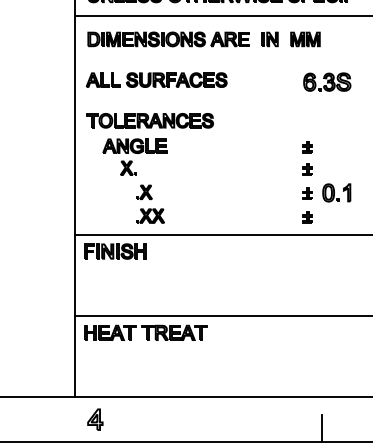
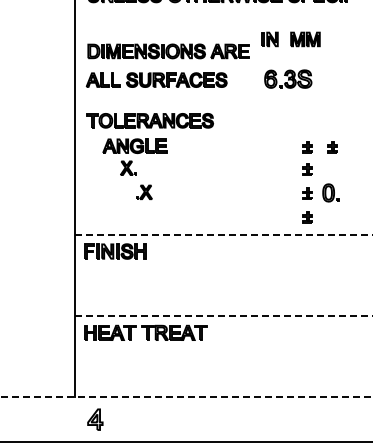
line: present -> none (221, 15)
part position: (168, 39) -> (168, 51) (168, 51)
part position: (327, 81) -> (288, 78) (288, 78)
part: none -> present (332, 147)
part: present -> none (347, 192)
part: present -> none (150, 215)
line: solid -> dashed (223, 234)
line: solid -> dashed (223, 315)
line: solid -> dashed (186, 397)
line: present -> none (321, 428)
